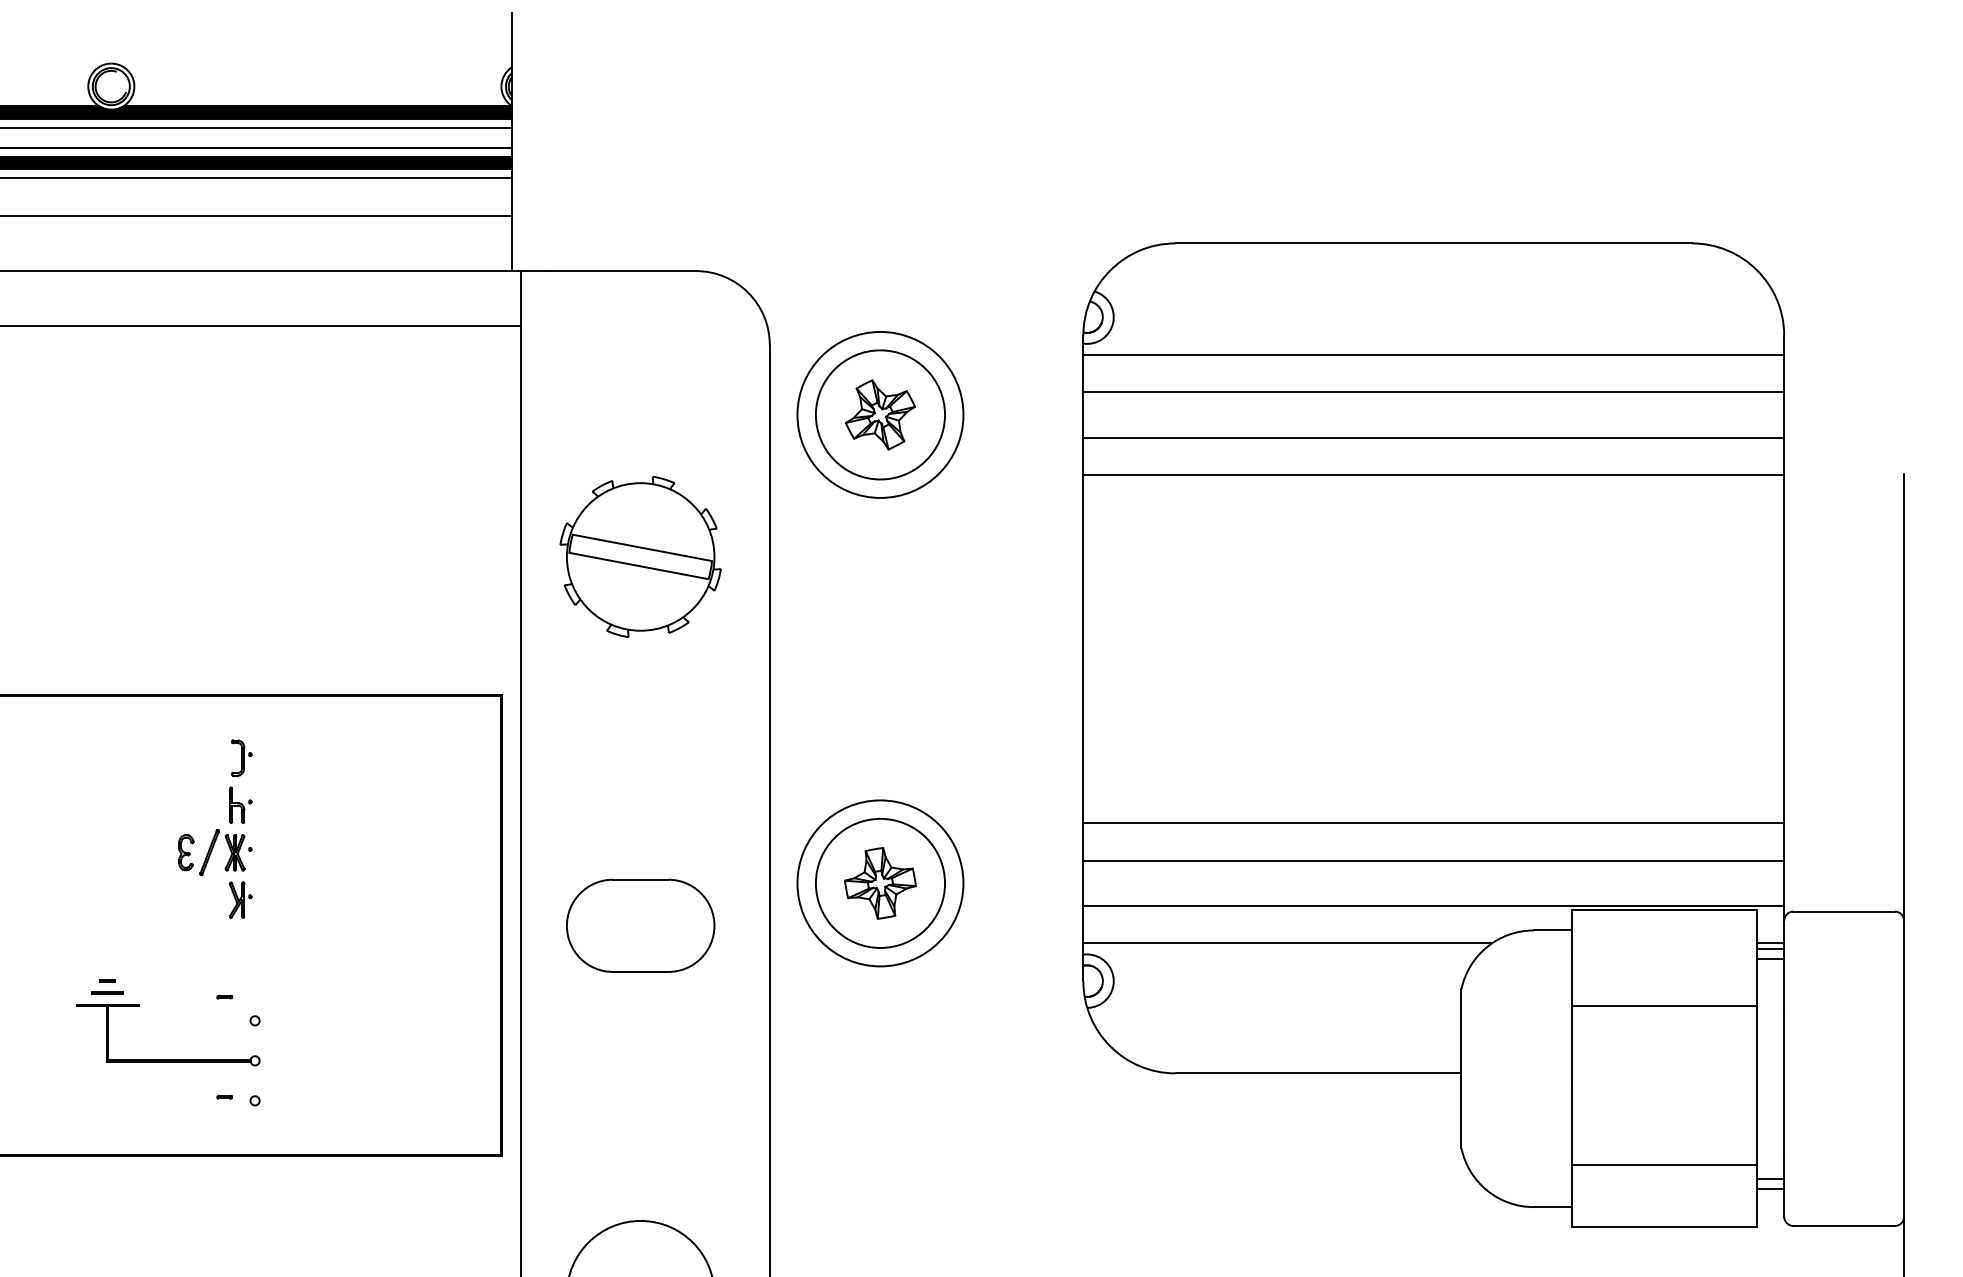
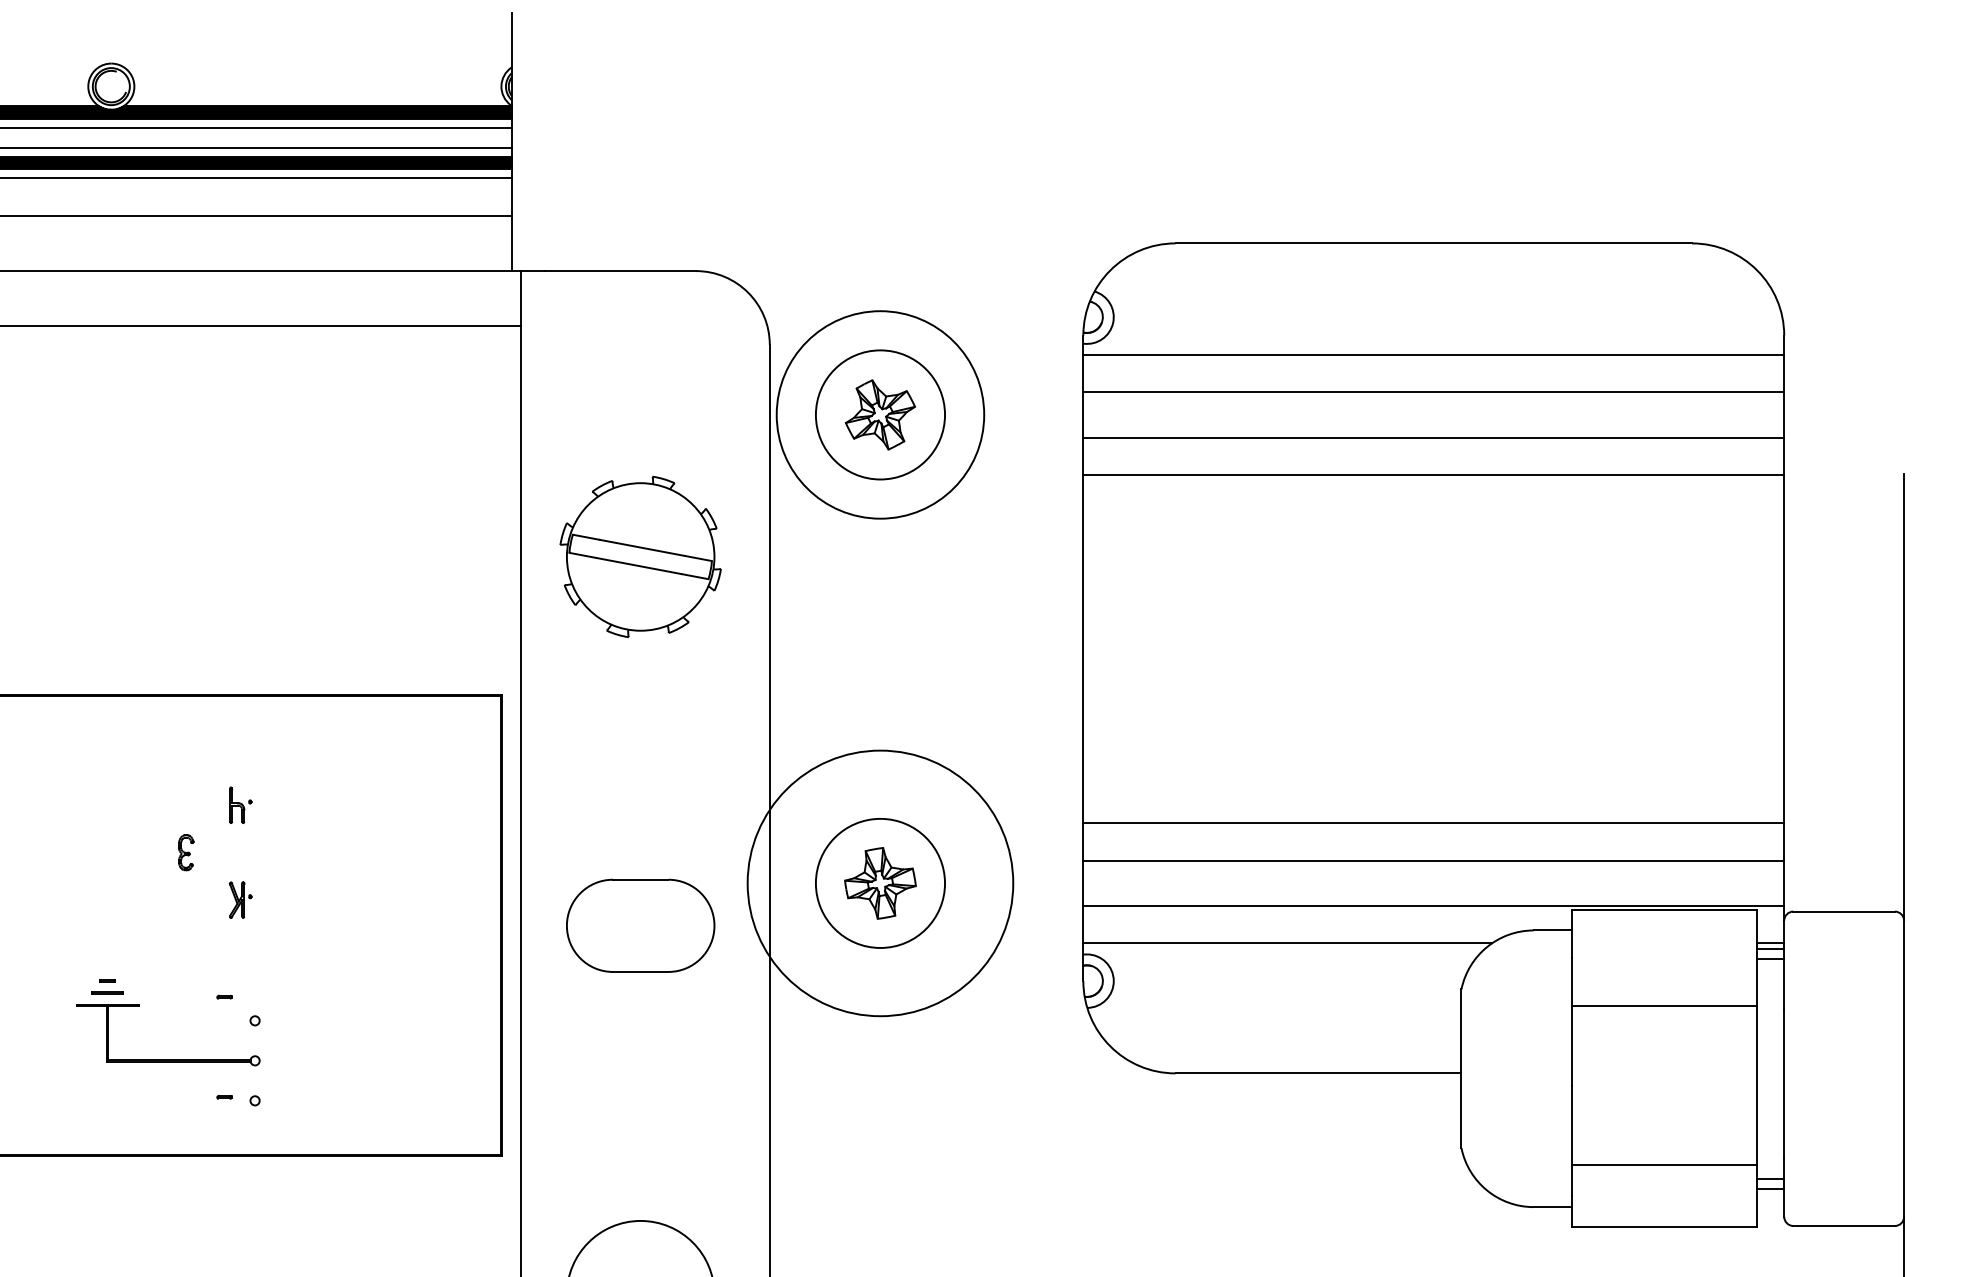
circle diameter: 166 px -> 207 px (880, 414)
part: present -> none (241, 757)
part: present -> none (225, 852)
circle diameter: 166 px -> 266 px (880, 883)
